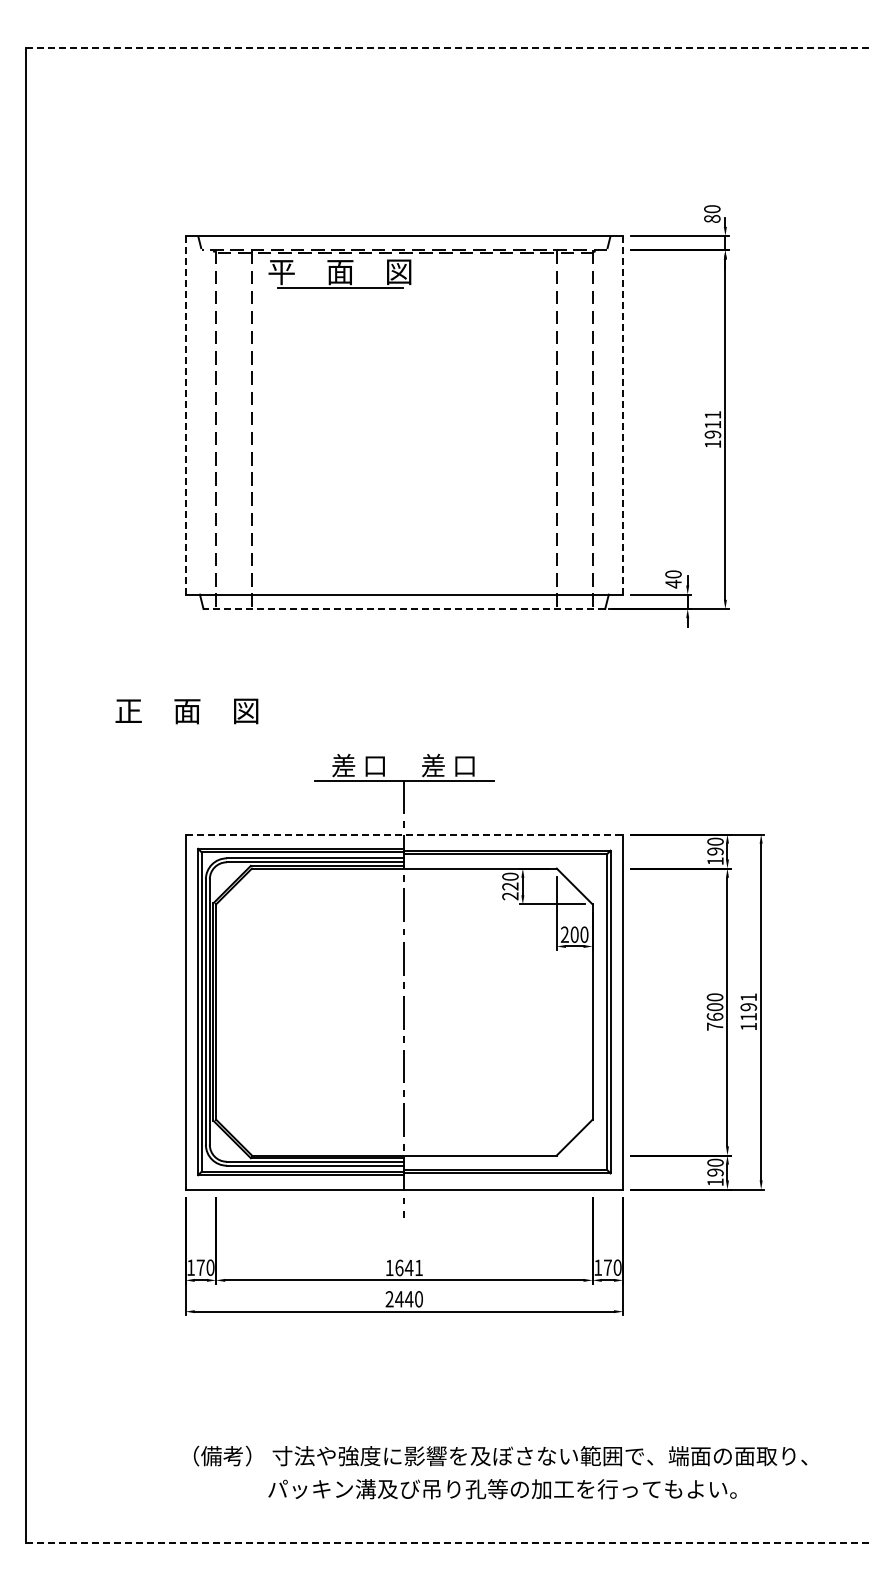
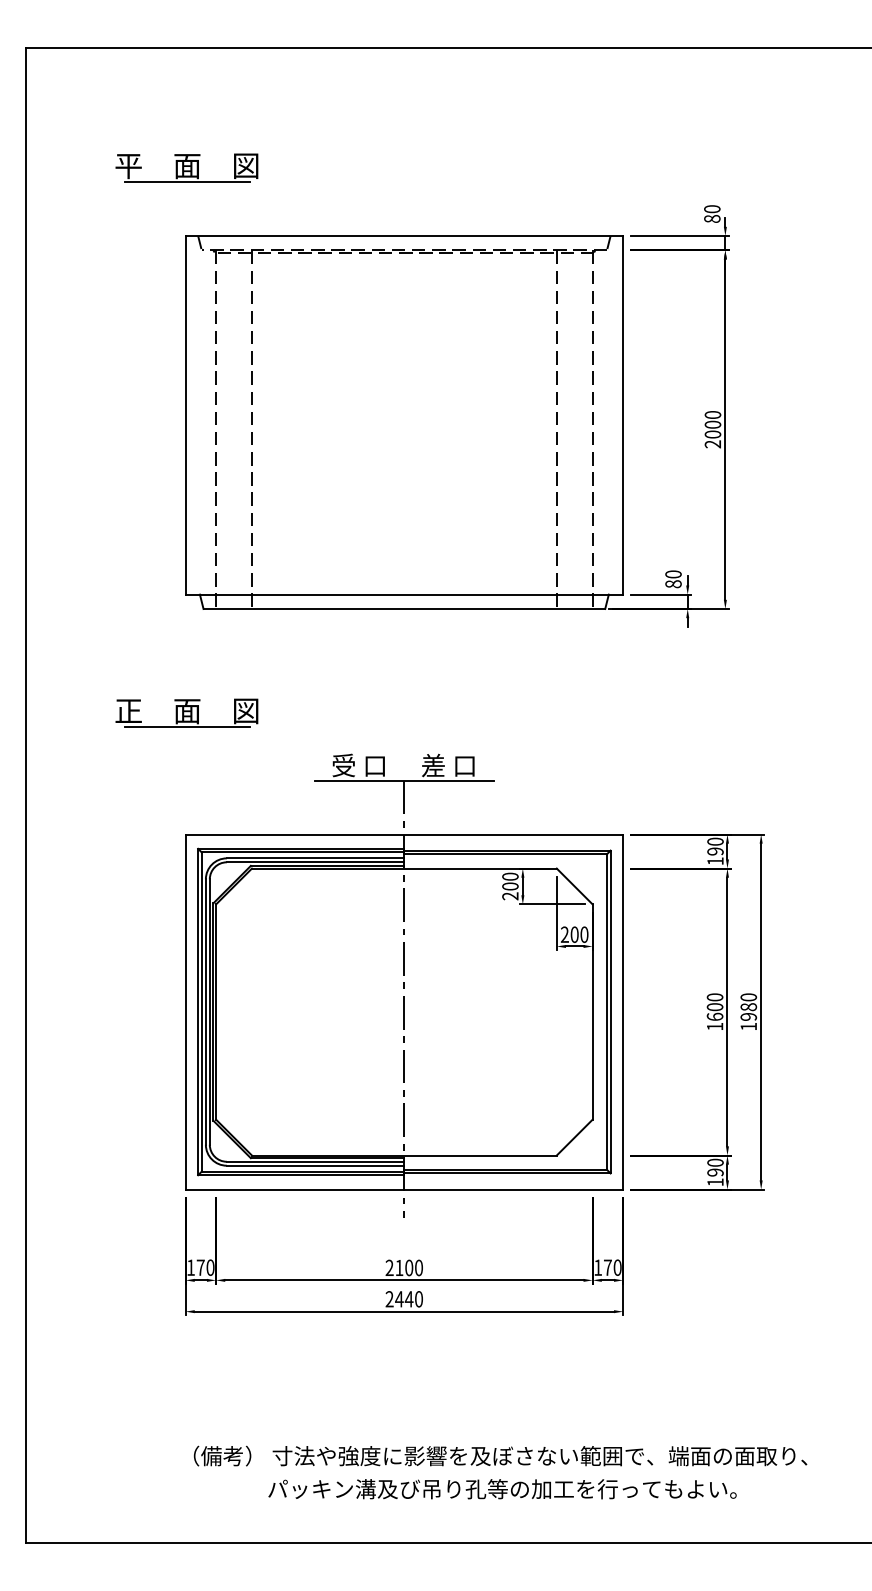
line: dashed -> solid (448, 47)
part position: (339, 273) -> (186, 167) (186, 167)
line: dashed -> solid (185, 415)
line: dashed -> solid (623, 415)
text: 1911 -> 2000 (712, 429)
text: 40 -> 80 (673, 583)
line: dashed -> solid (404, 609)
line: none -> present (187, 727)
text: 差 口 -> 受 口 (343, 765)
line: dashed -> solid (404, 834)
text: 220 -> 200 (510, 886)
text: 1191 -> 1980 (748, 1006)
text: 7600 -> 1600 (715, 1026)
text: 1641 -> 2100 (403, 1267)
line: dashed -> solid (448, 1543)
